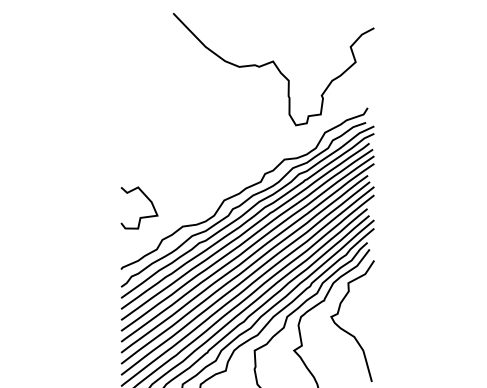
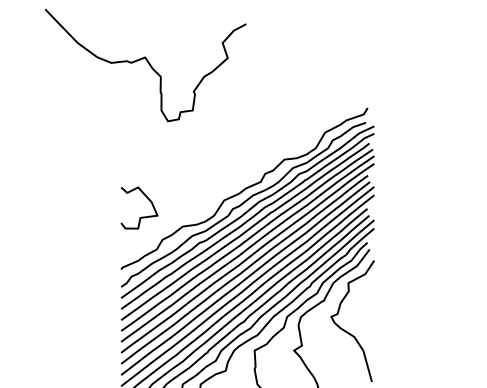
curve position: (276, 68) -> (148, 64) (148, 64)
